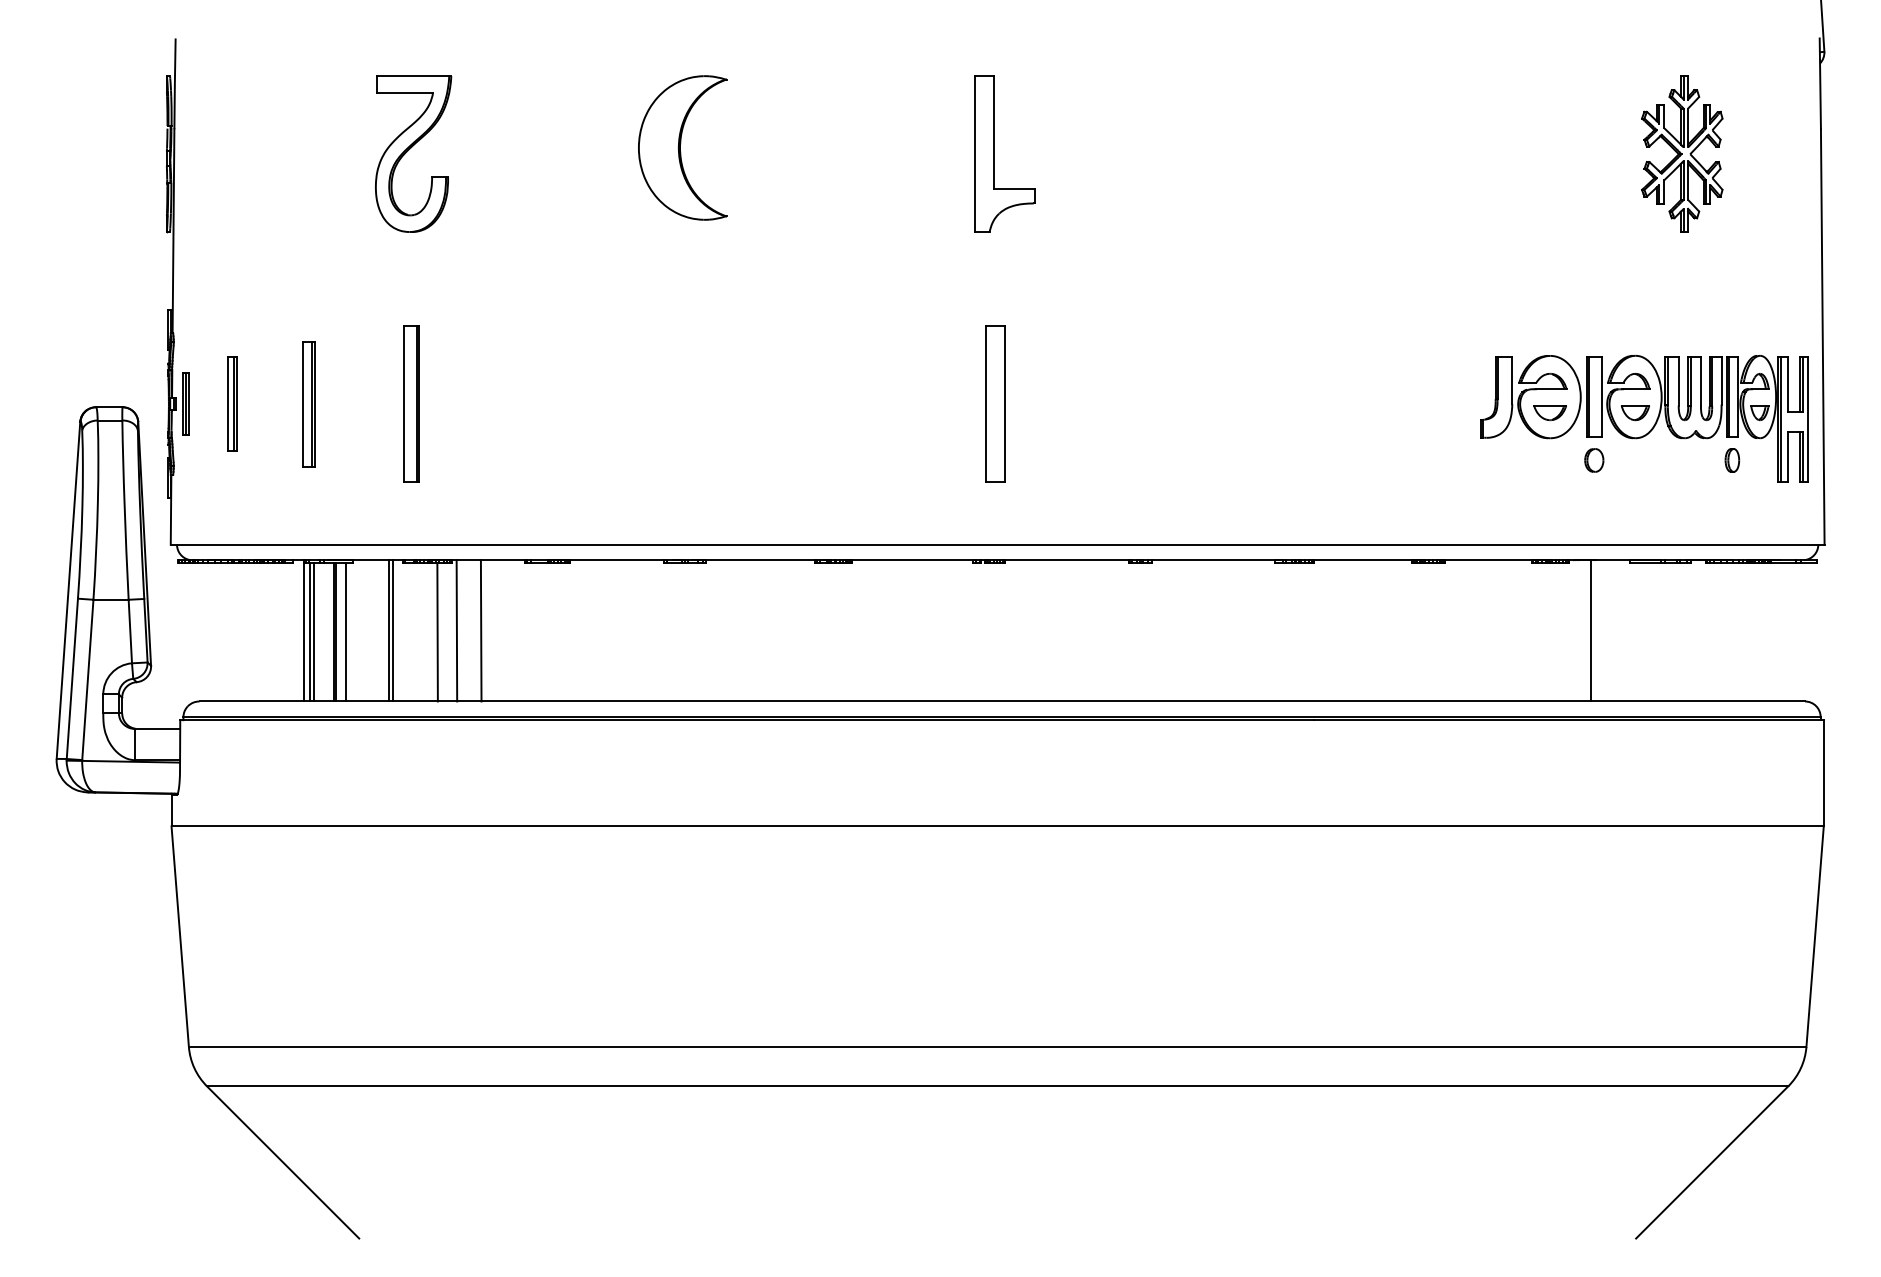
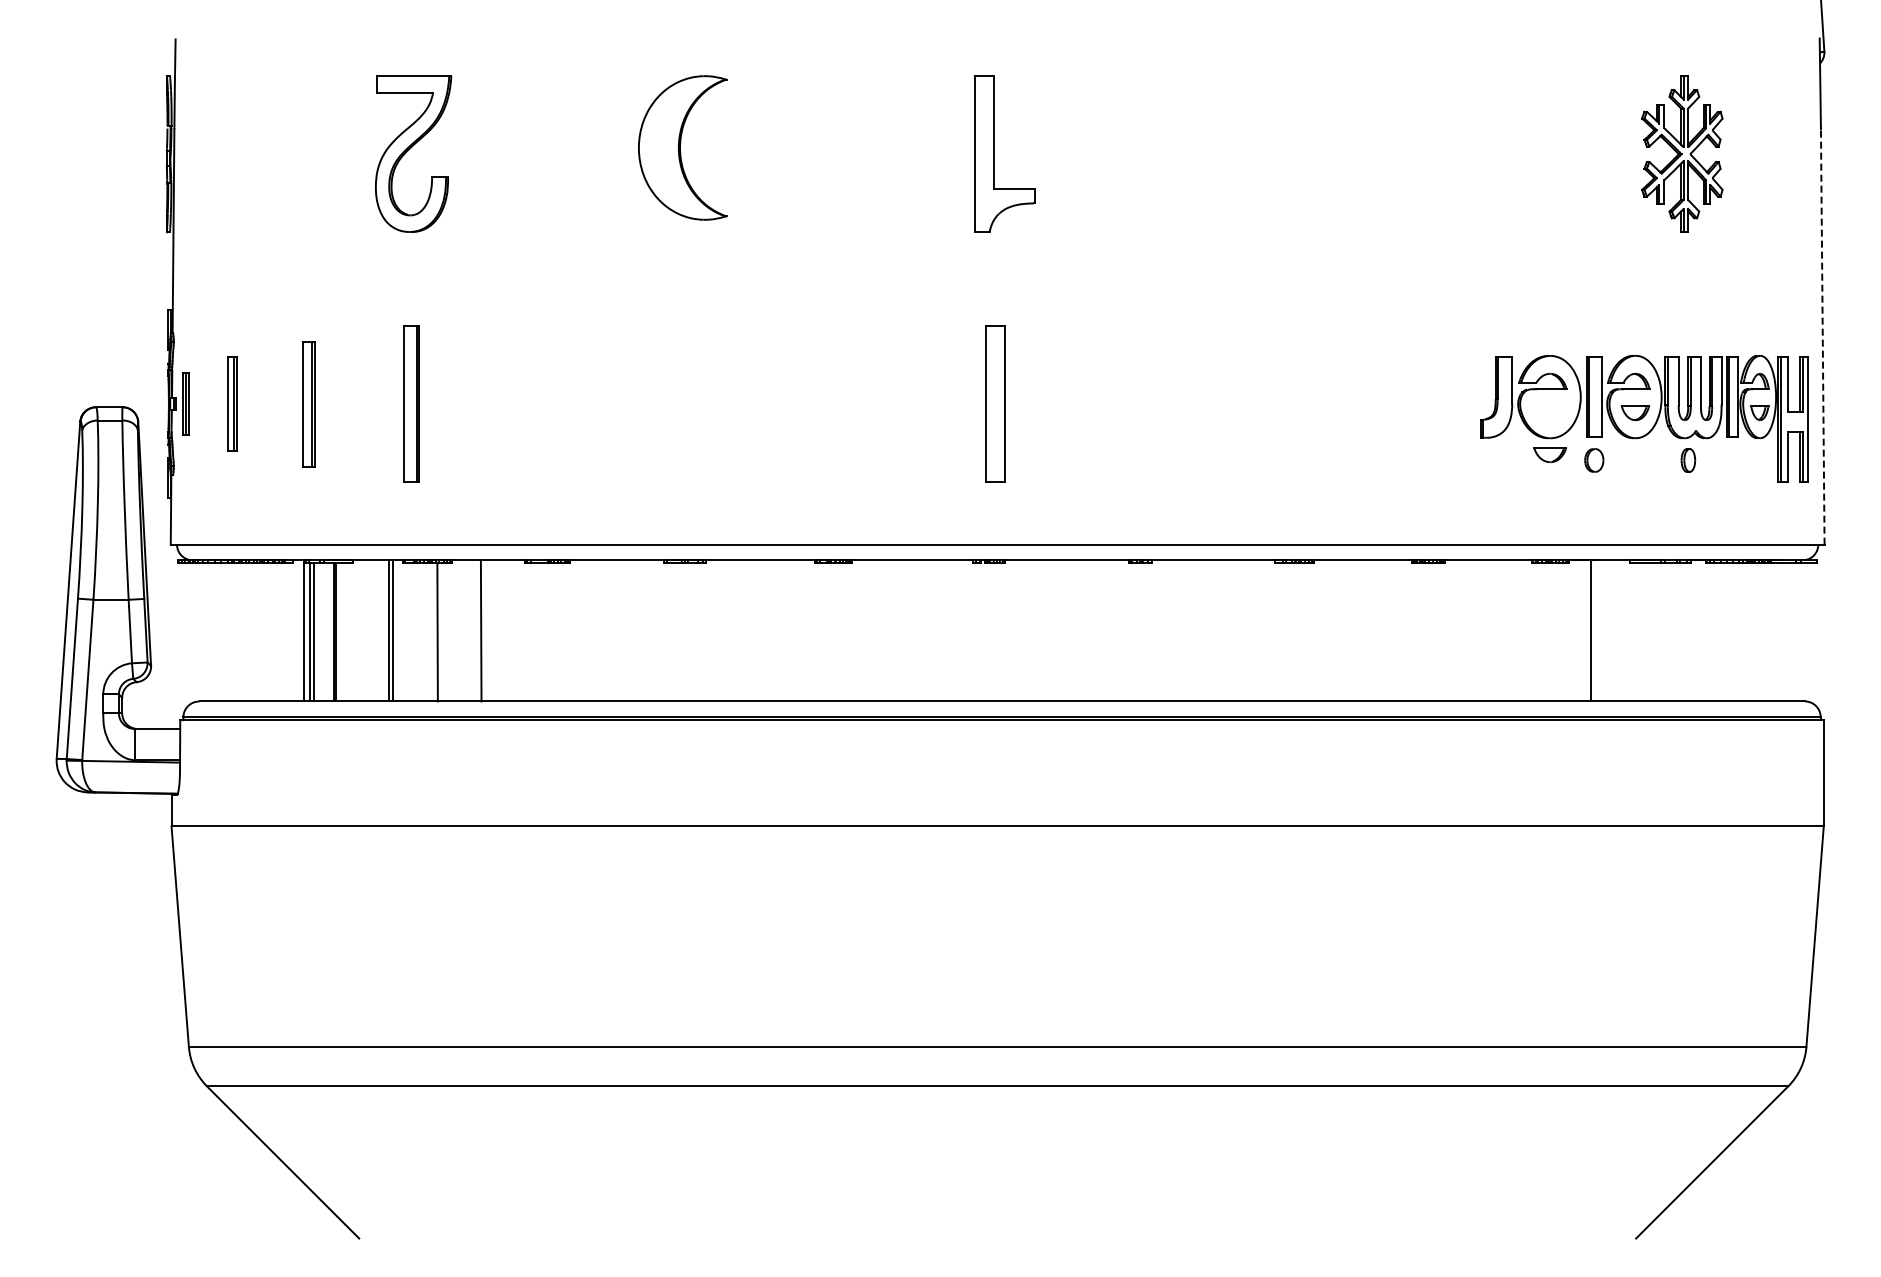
line: solid -> dashed (1822, 336)
part position: (1549, 413) -> (1549, 455) (1549, 455)
part position: (1732, 460) -> (1688, 460) (1688, 460)
line: present -> none (456, 630)
line: present -> none (345, 632)
